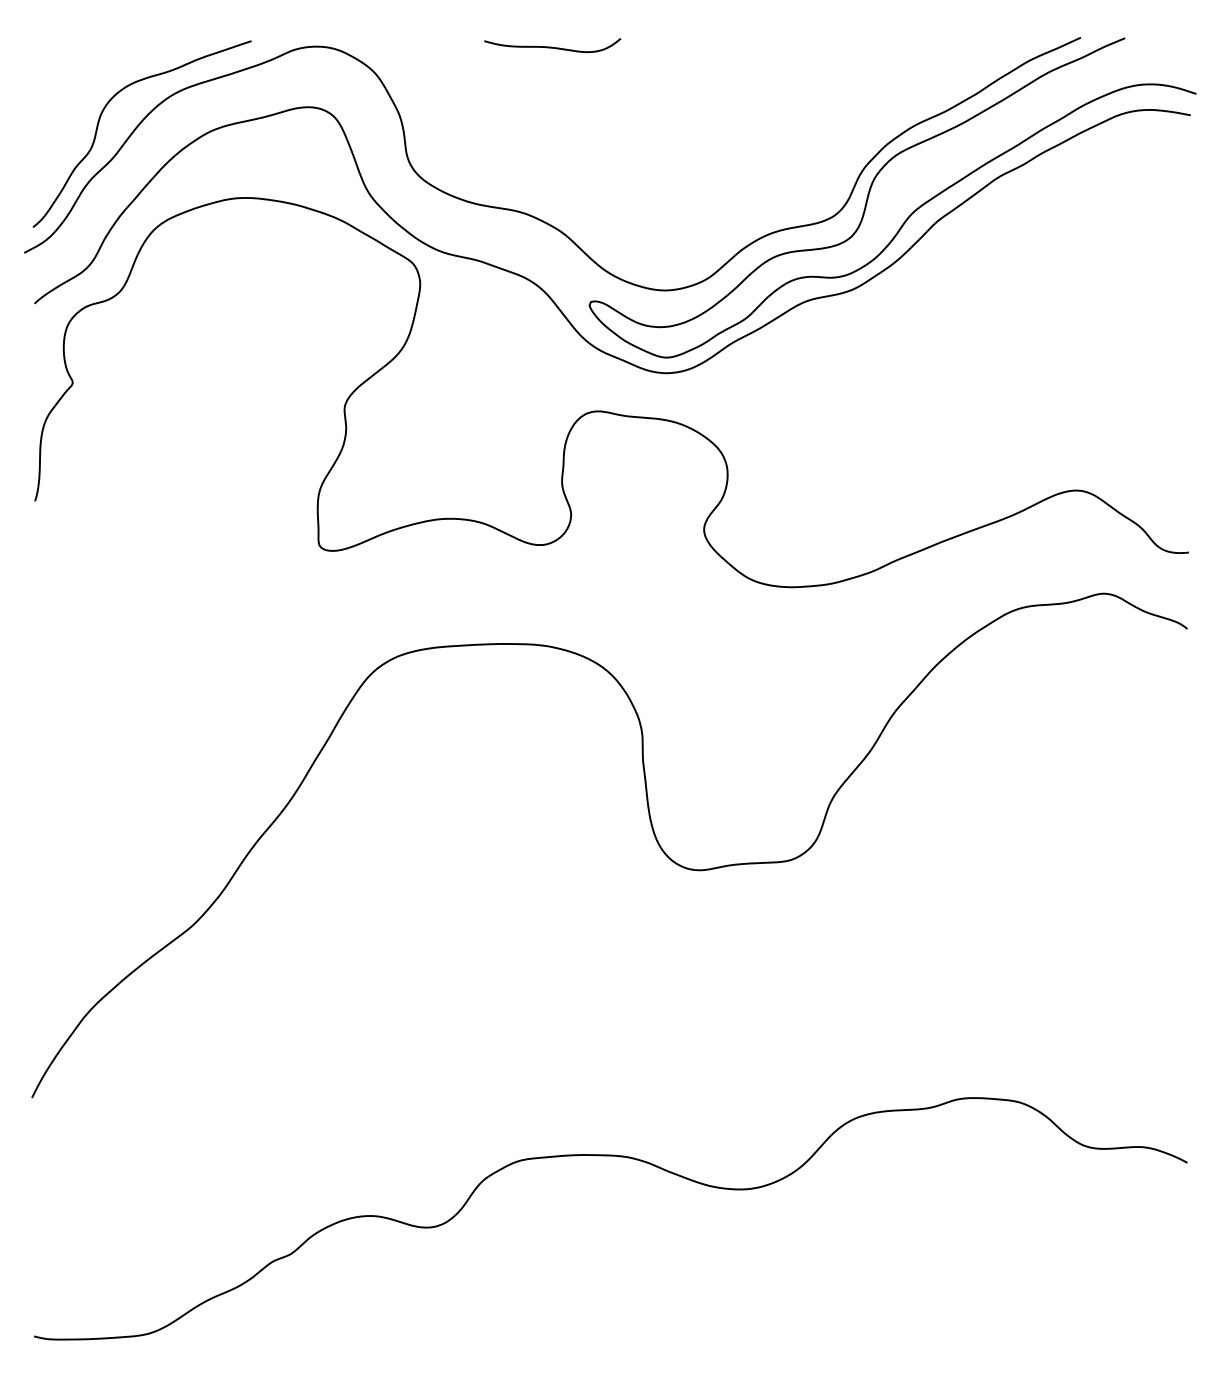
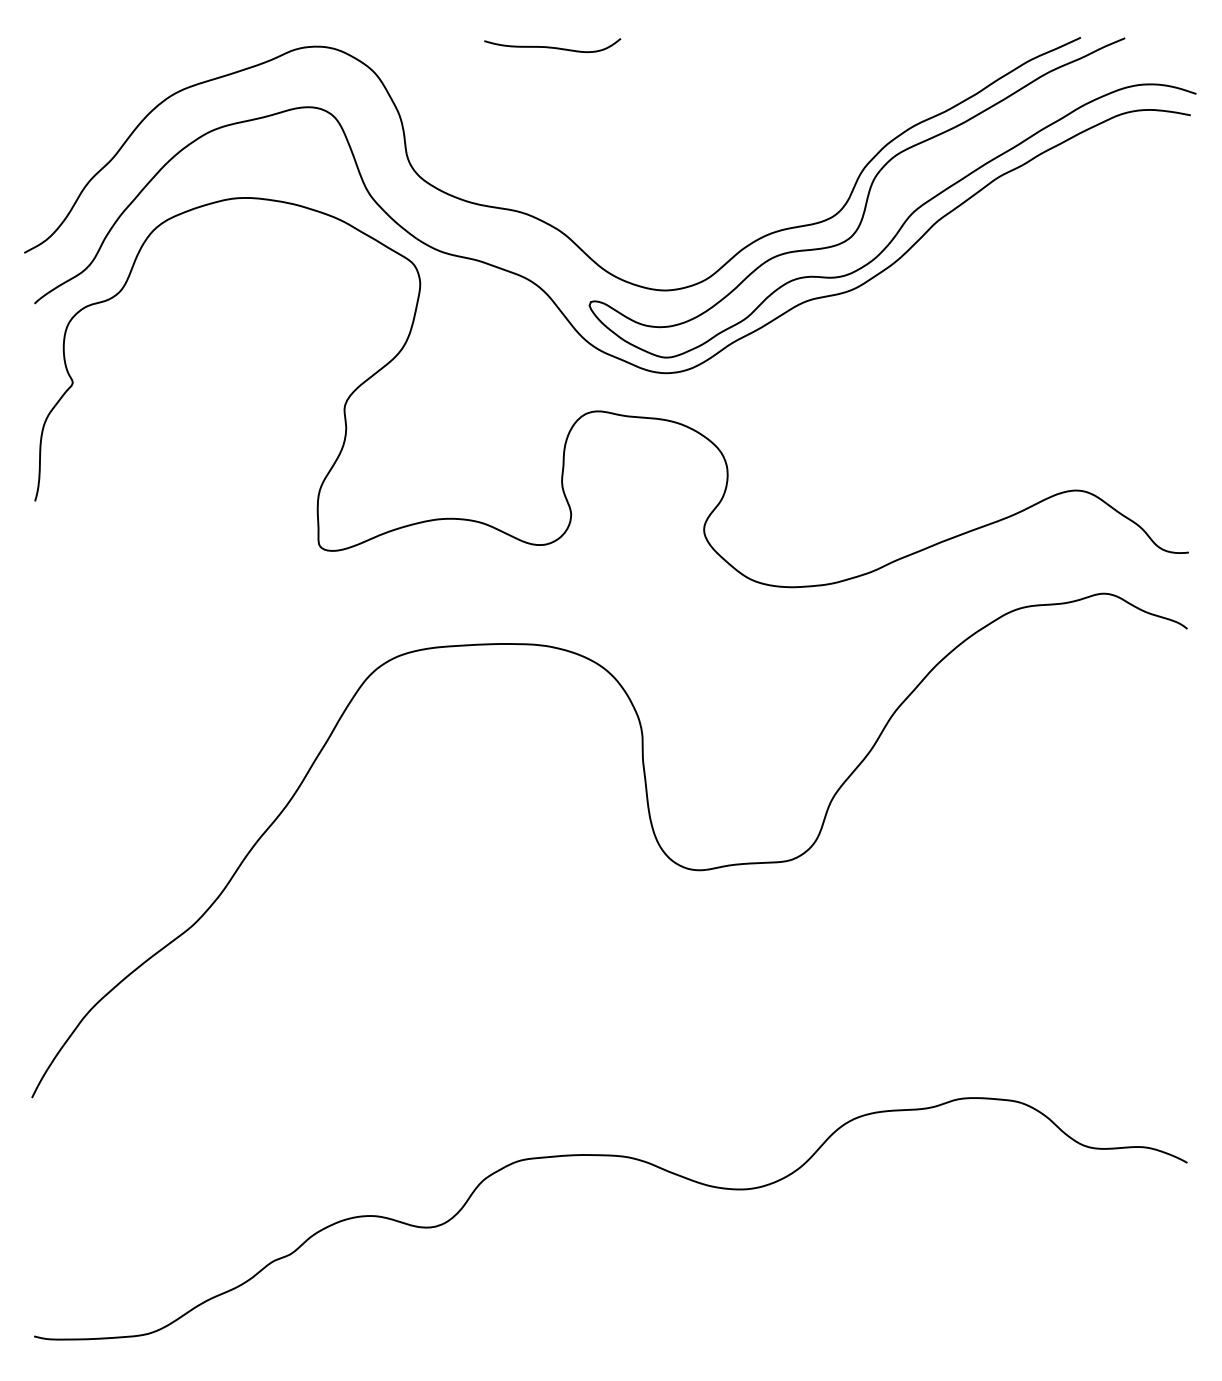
curve: present -> none (99, 123)
